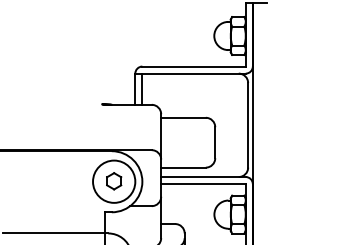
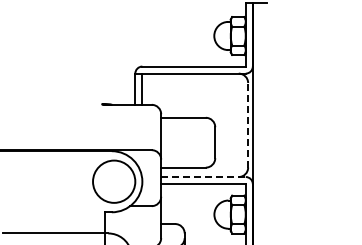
line: solid -> dashed (248, 124)
line: solid -> dashed (203, 177)
part: present -> none (114, 181)
